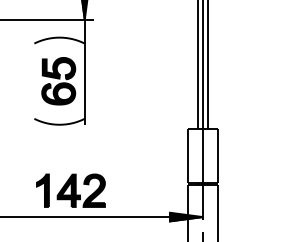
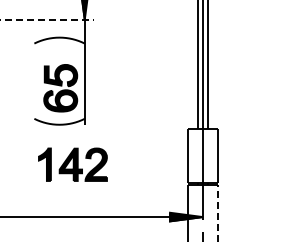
line: solid -> dashed (47, 19)
part position: (58, 81) -> (60, 88) (60, 88)
part position: (70, 190) -> (72, 164) (72, 164)
line: solid -> dashed (217, 212)
